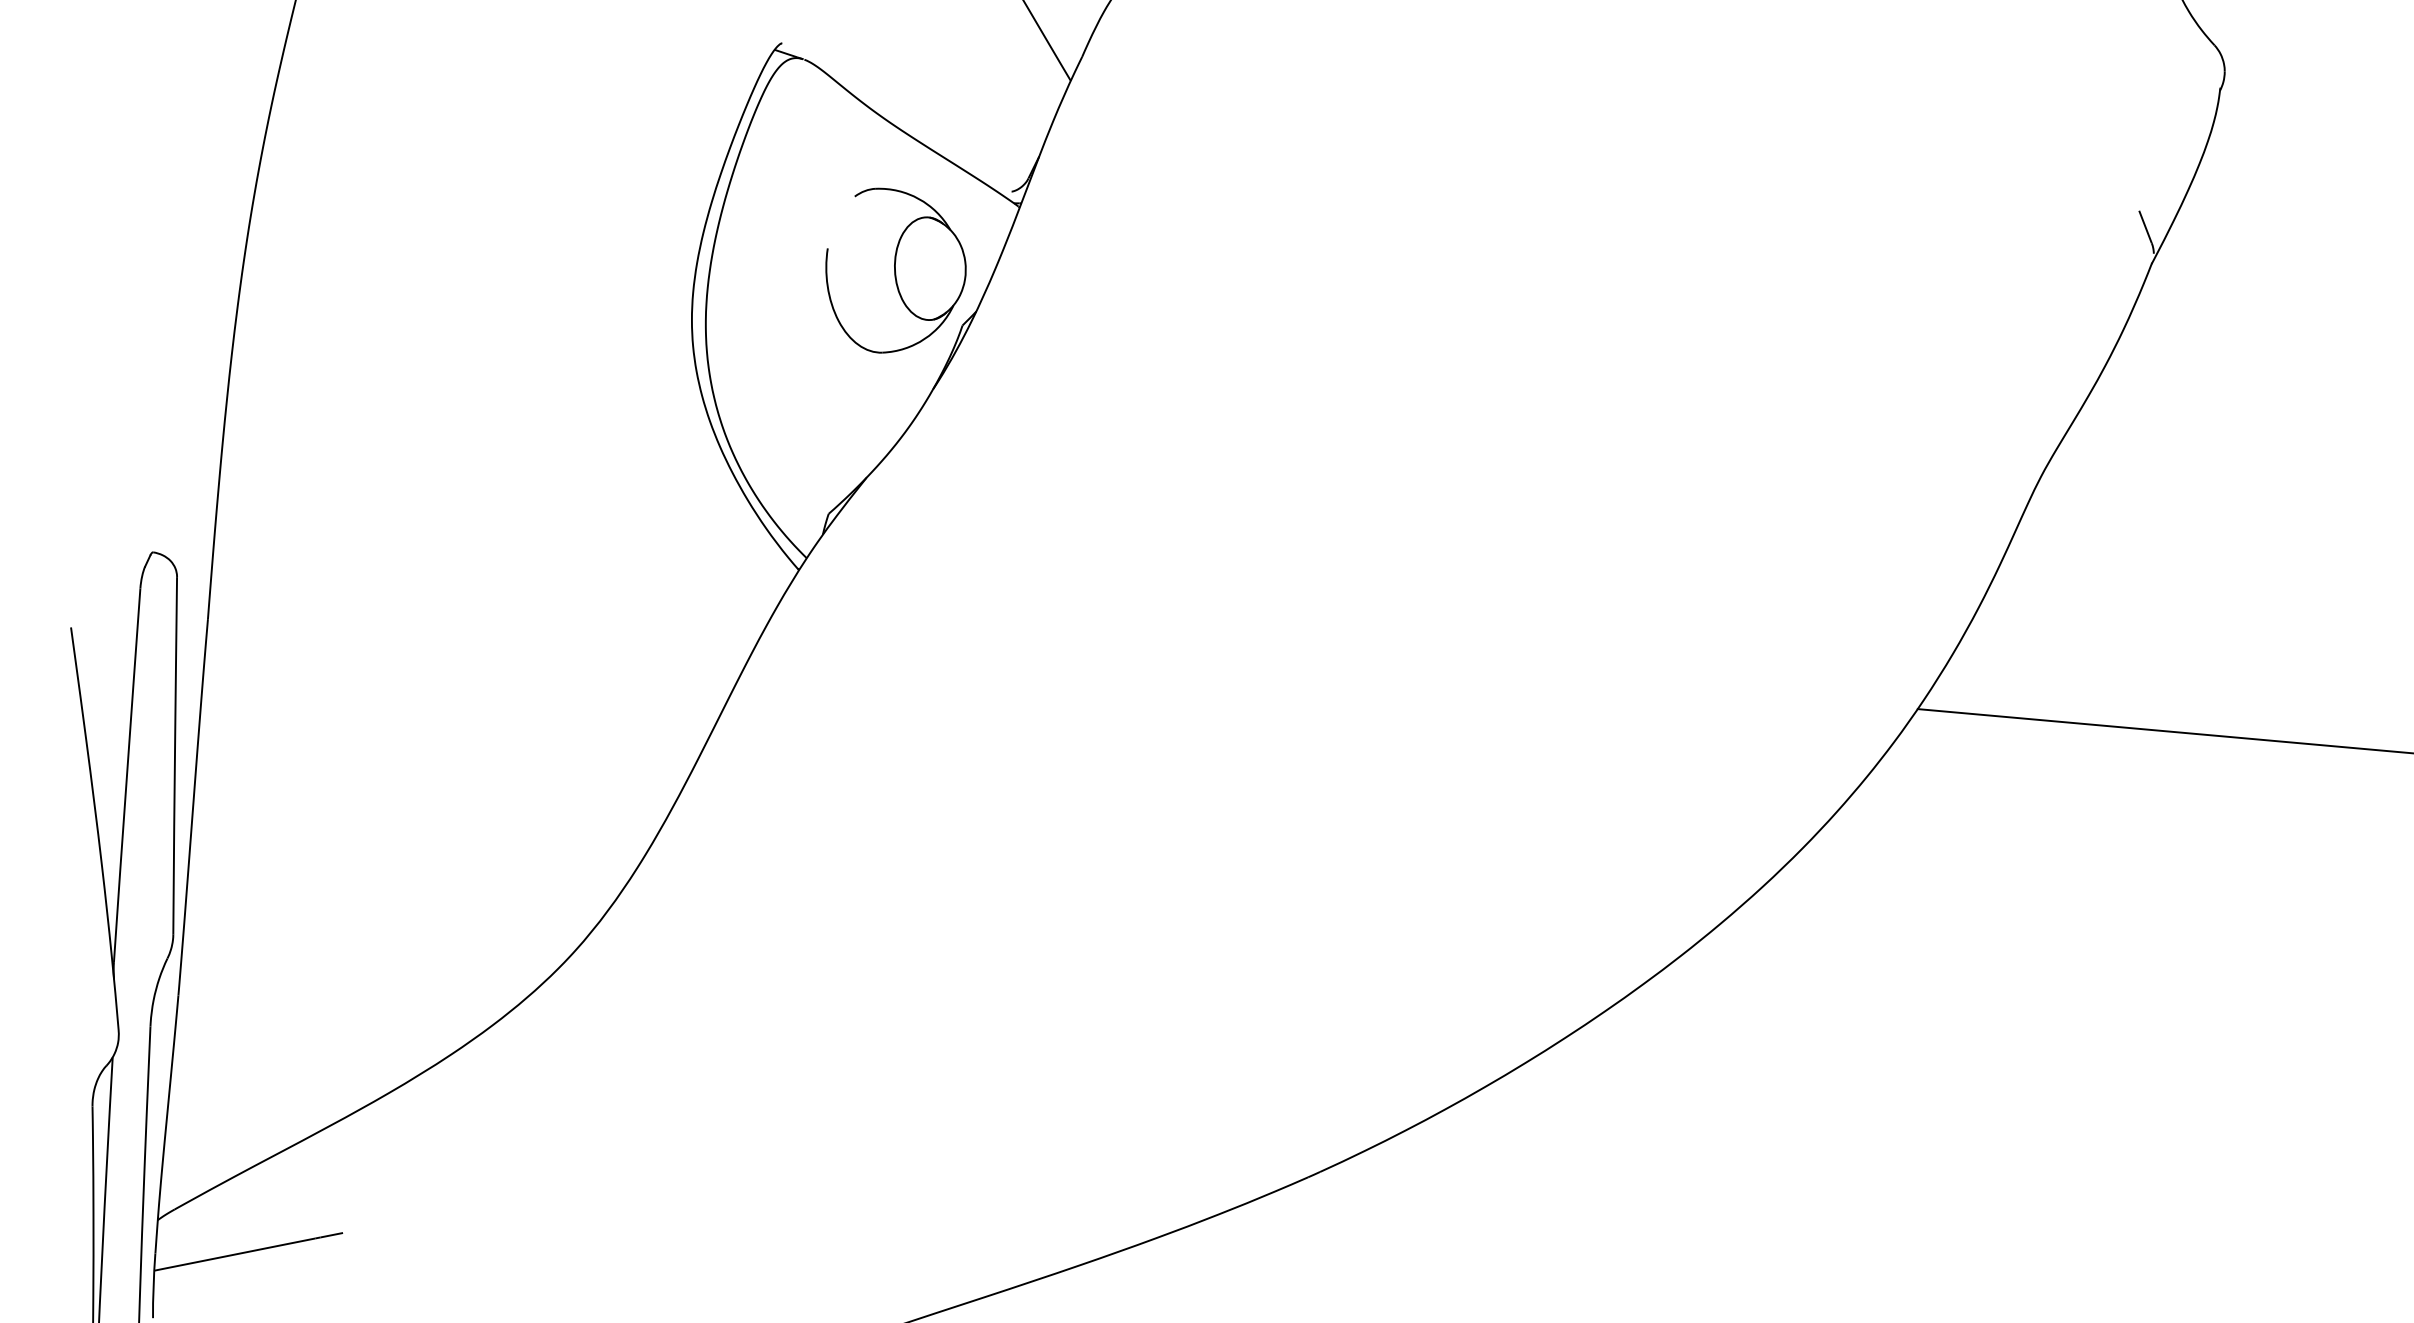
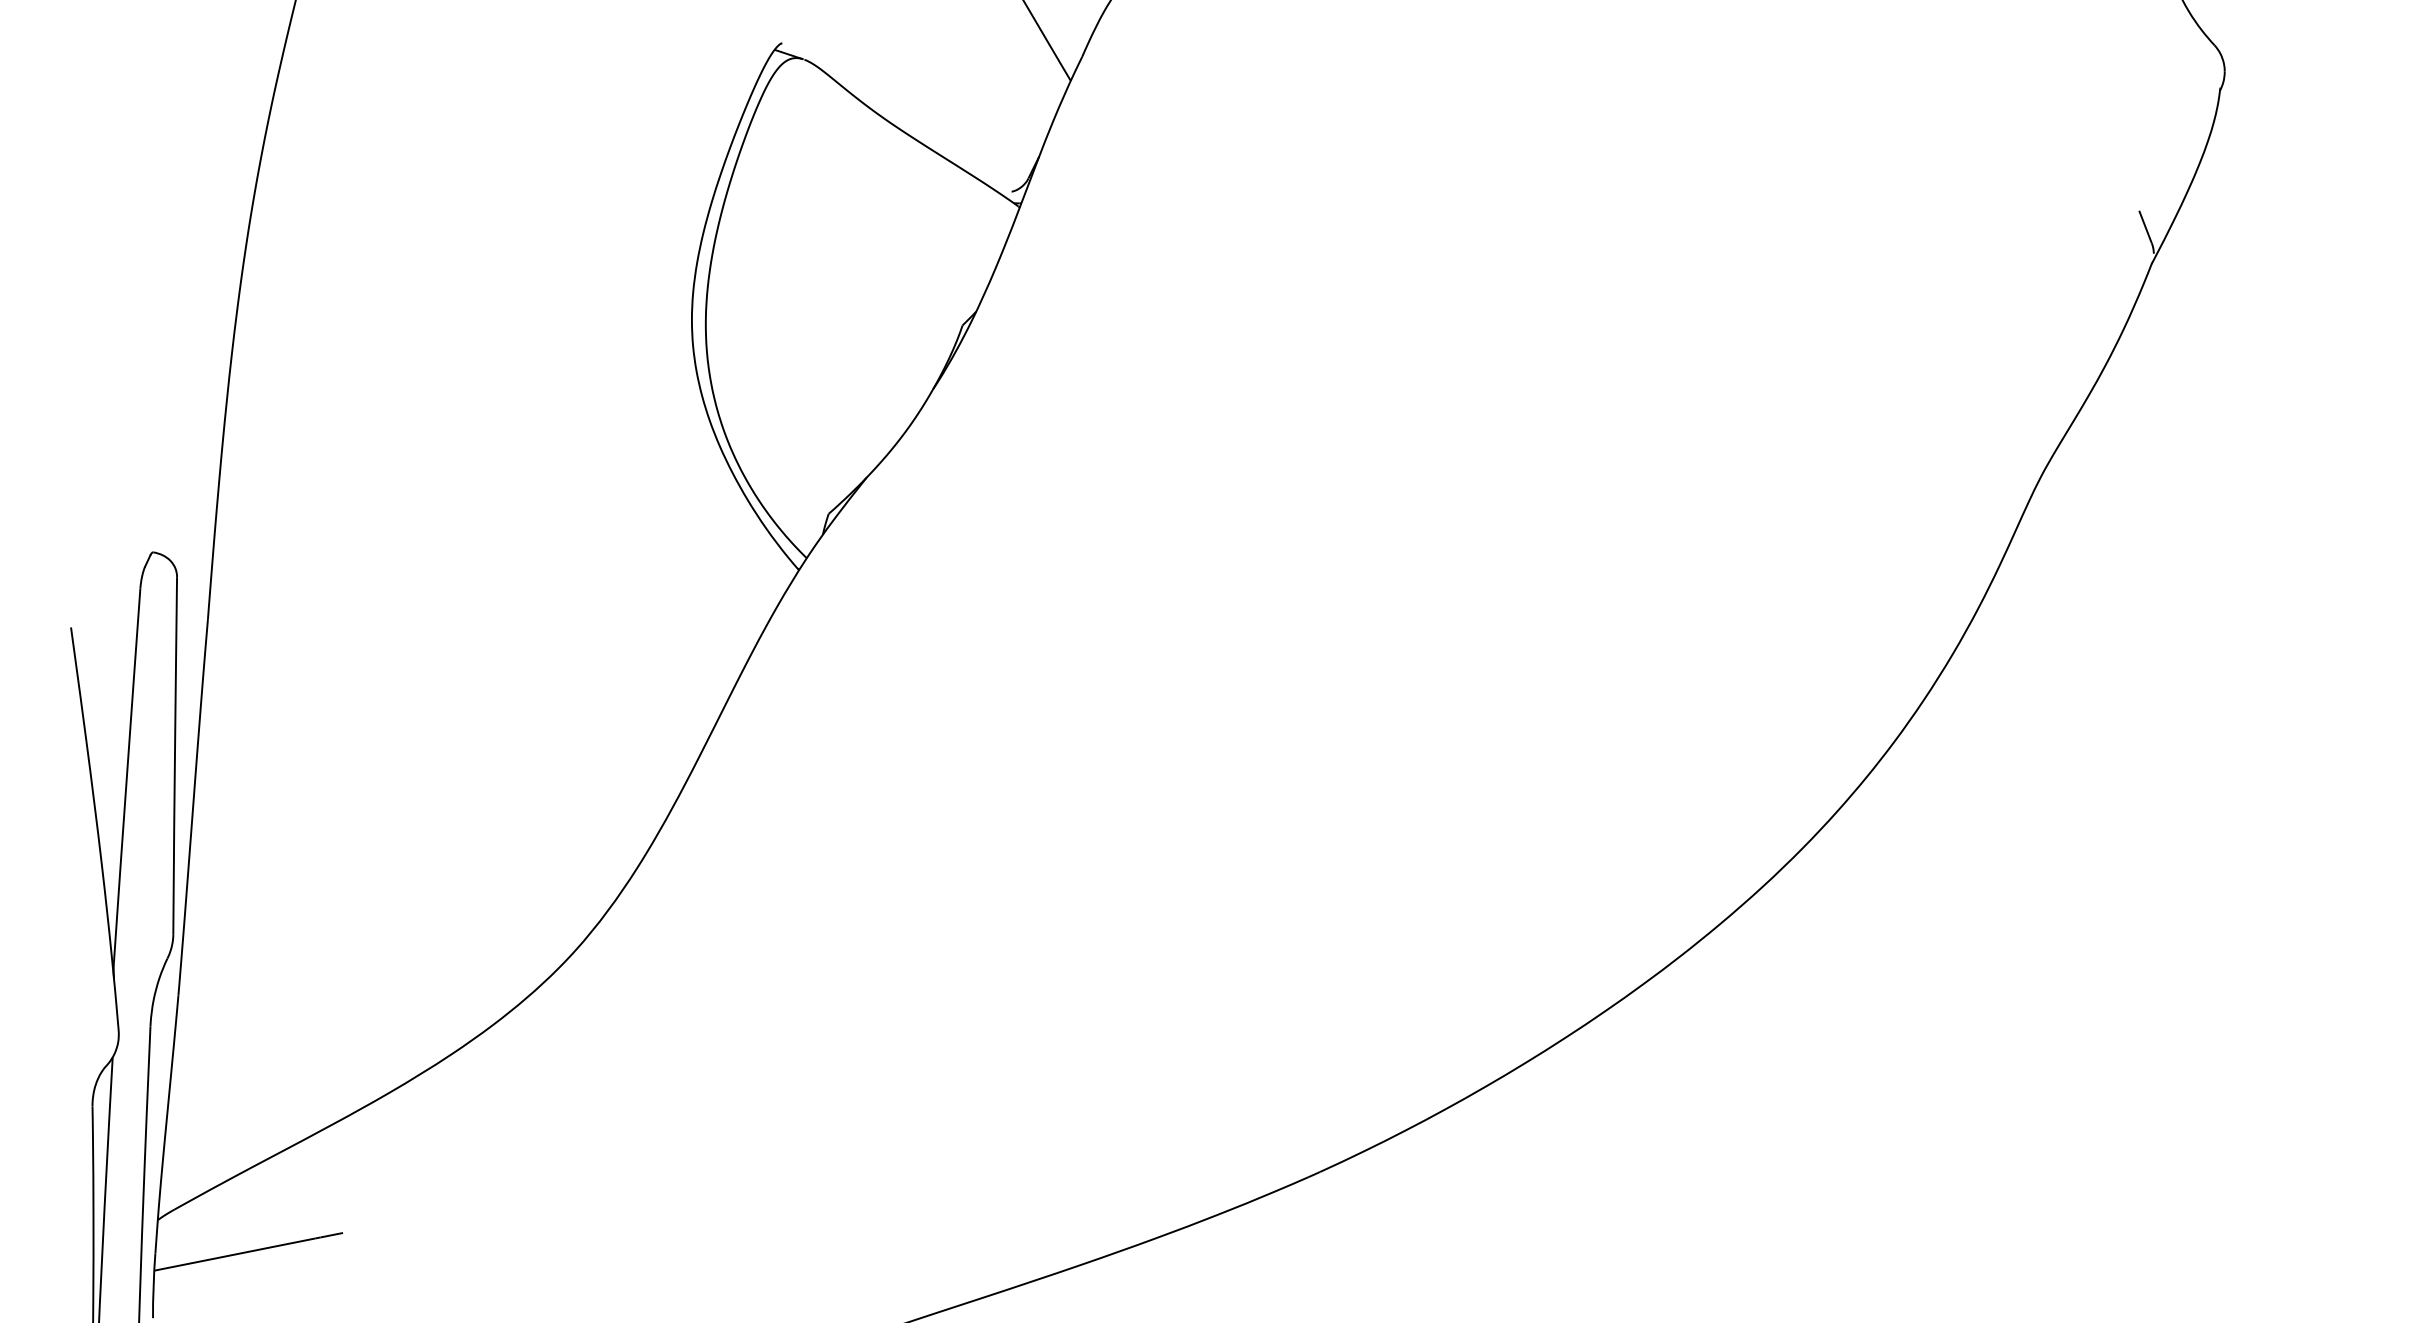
part: present -> none (895, 270)
line: present -> none (2163, 731)
